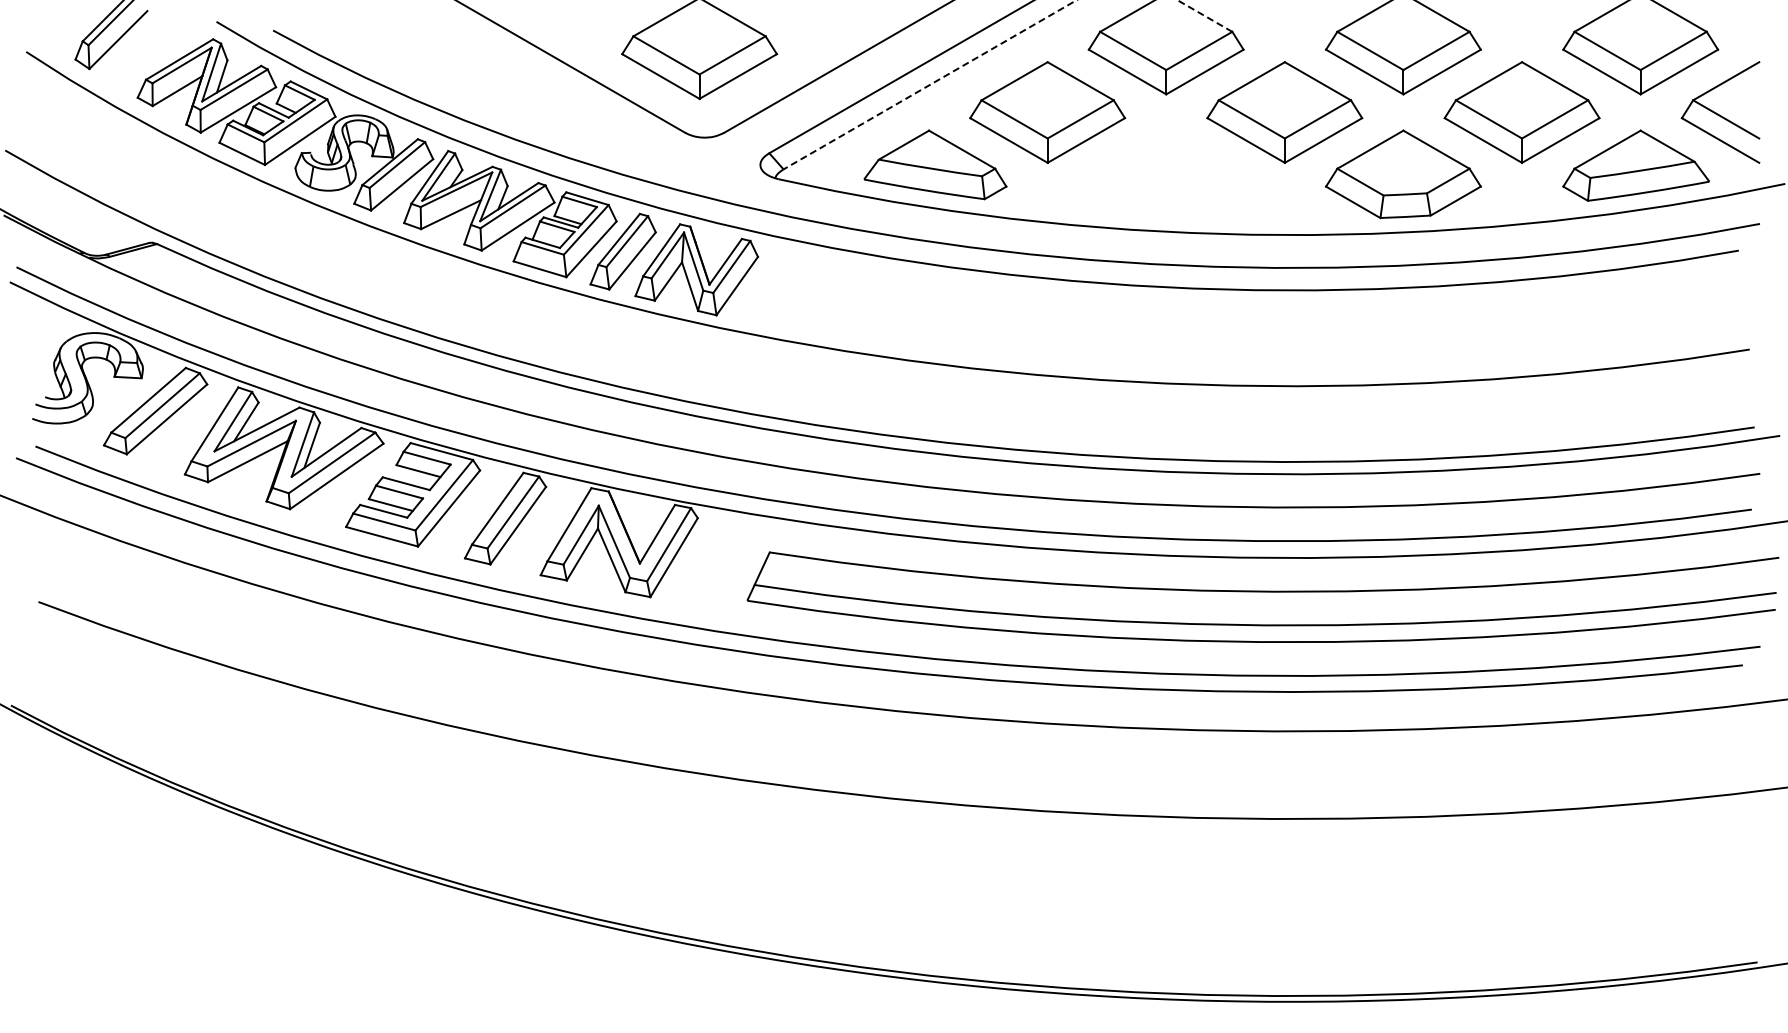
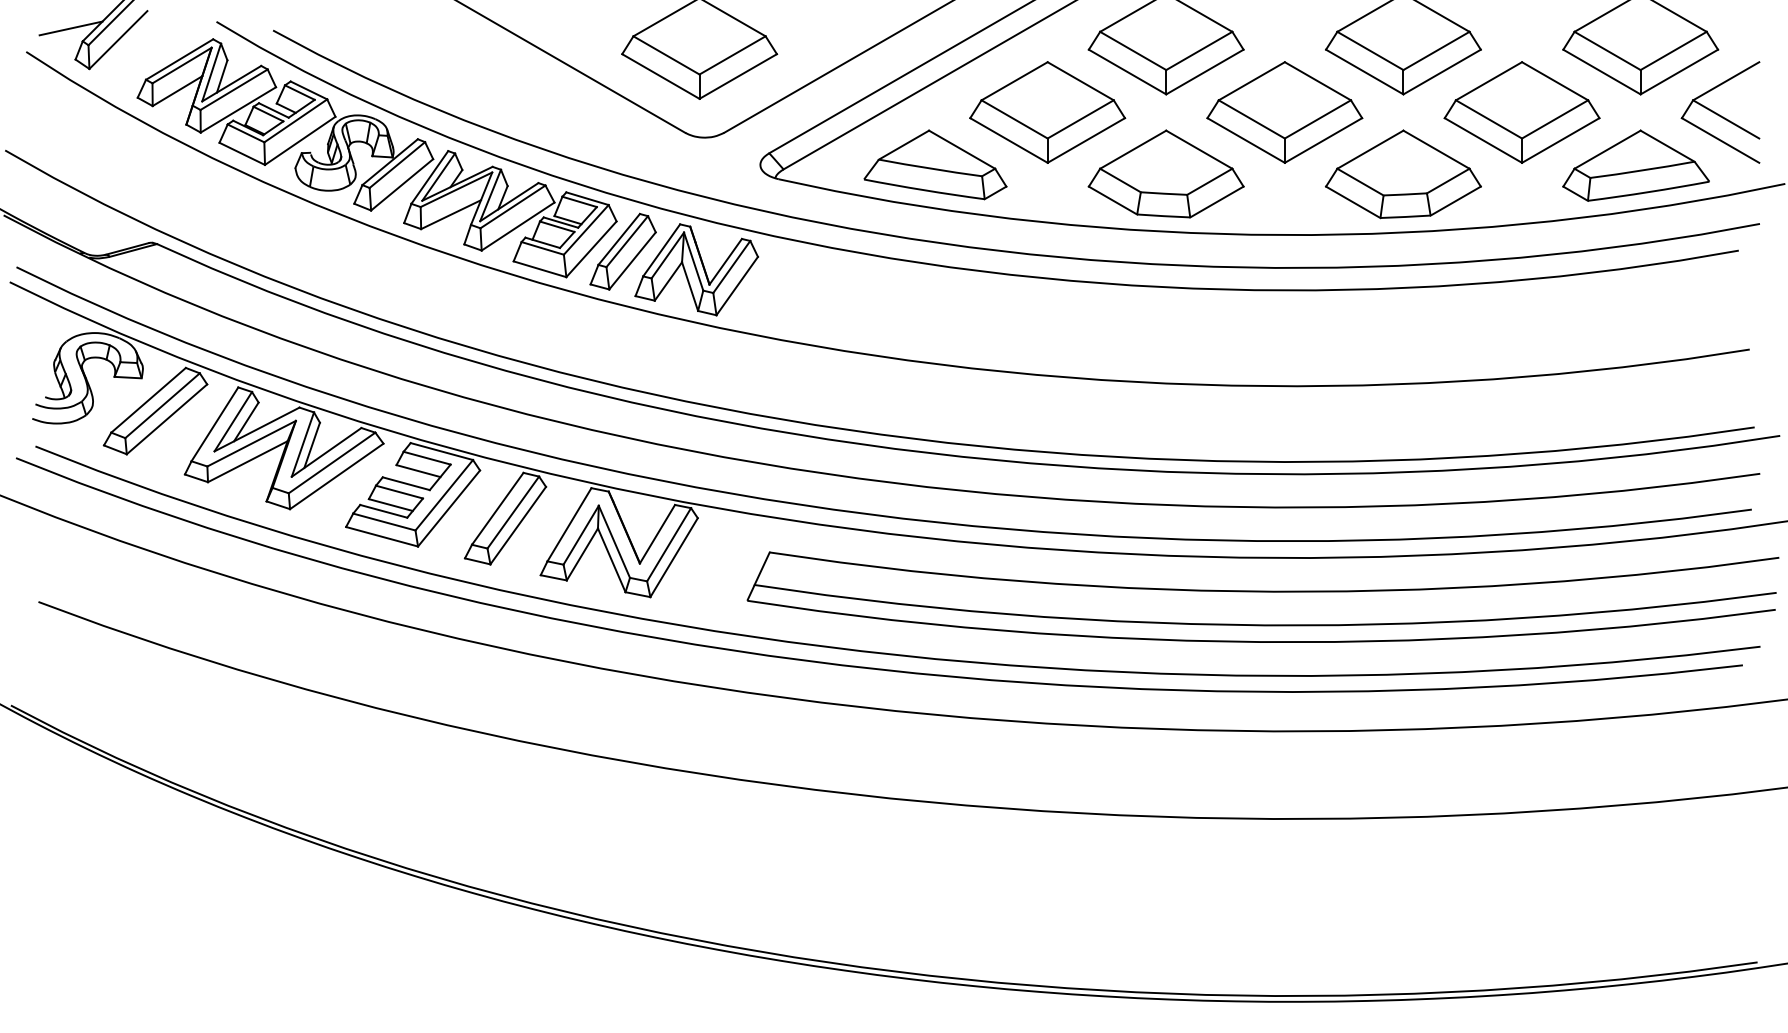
line: dashed -> solid (1204, 16)
line: none -> present (70, 28)
line: dashed -> solid (929, 84)
part: none -> present (1165, 173)
